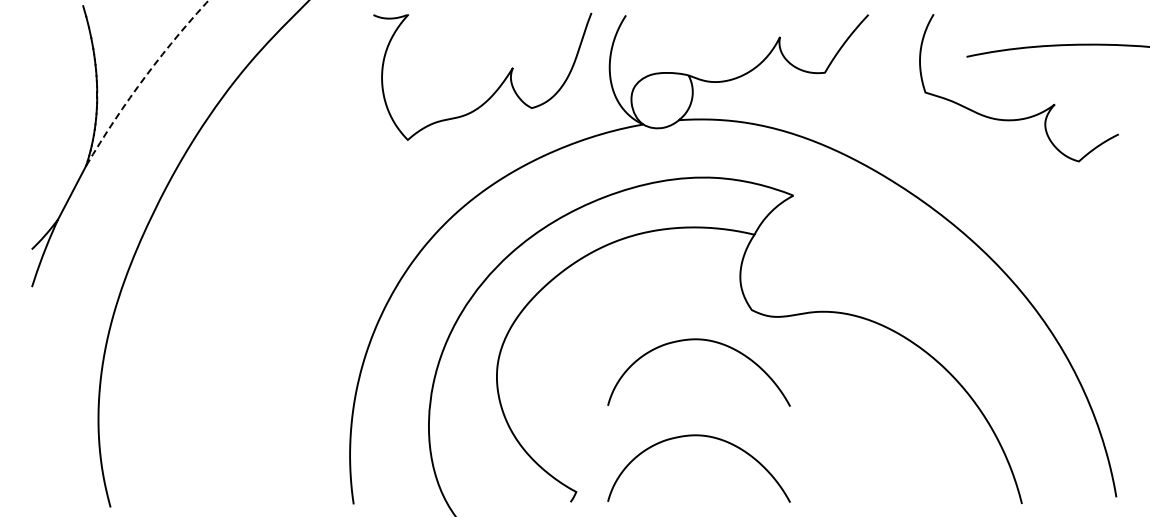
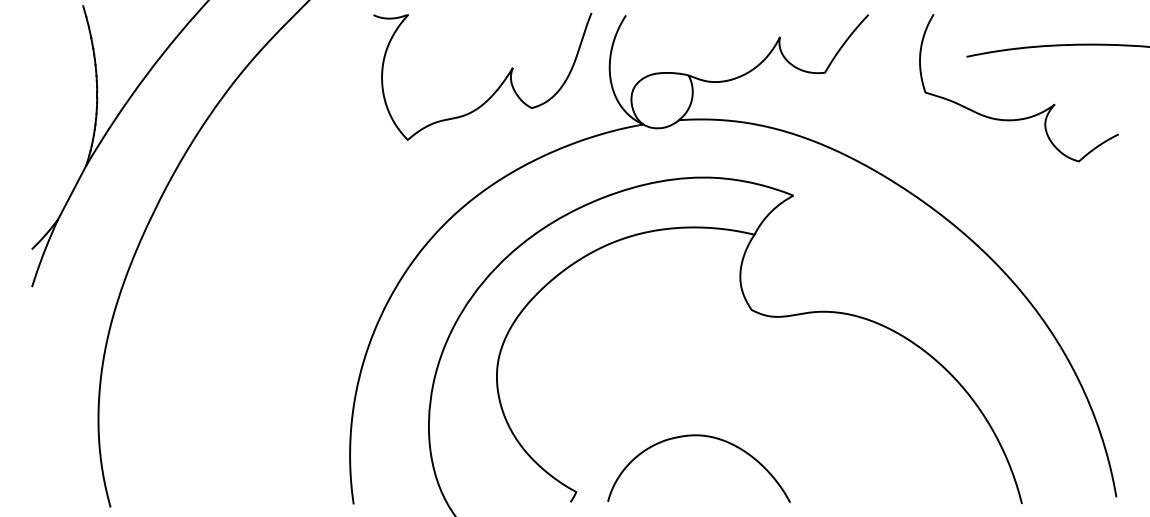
arc: dashed -> solid (143, 79)
curve: present -> none (698, 340)
